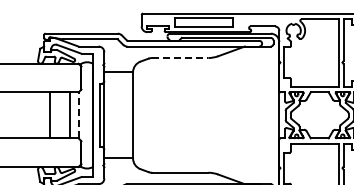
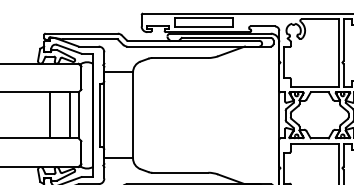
line: dashed -> solid (180, 58)
line: dashed -> solid (78, 115)
